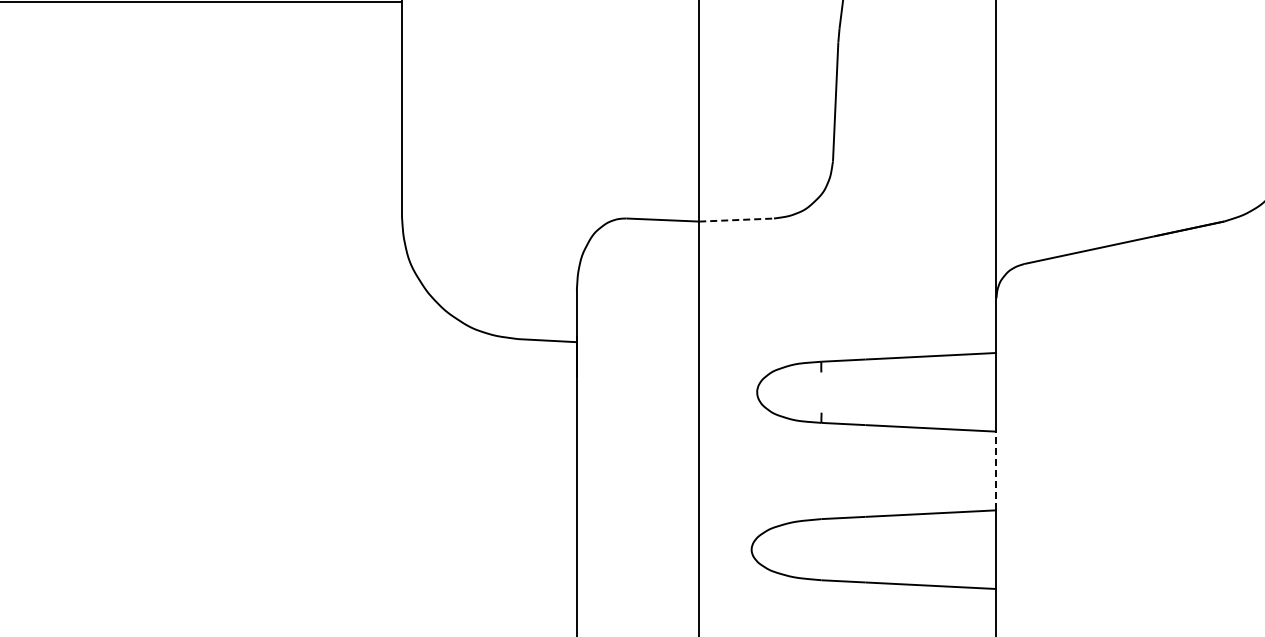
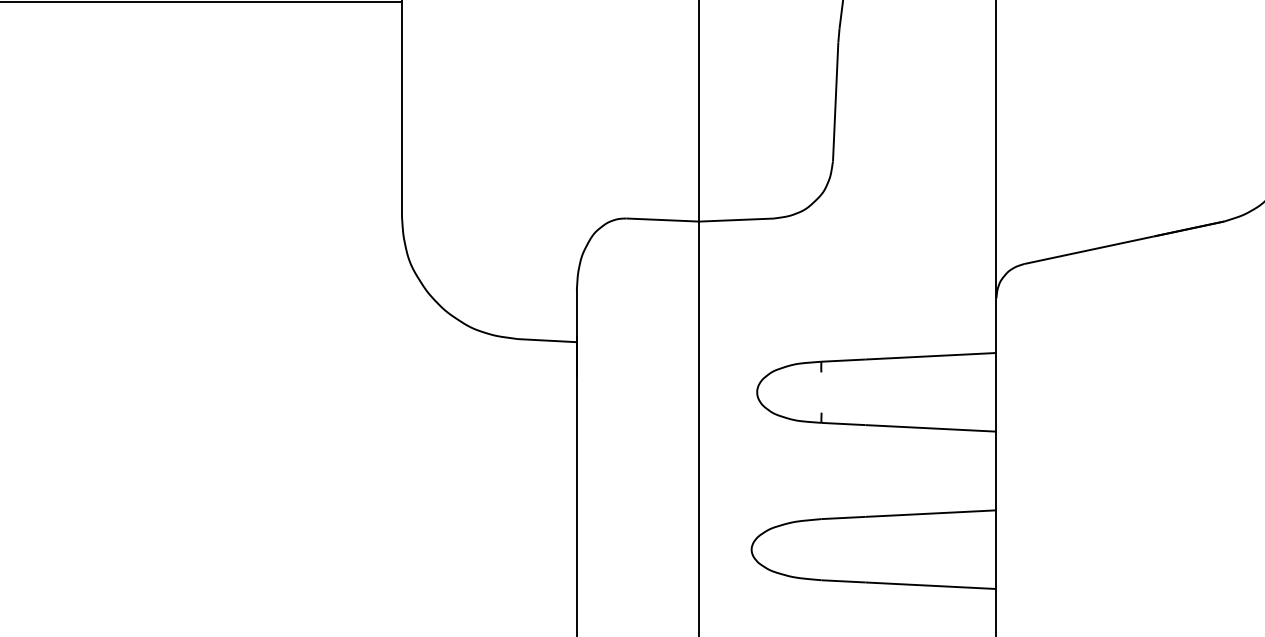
line: dashed -> solid (737, 220)
line: dashed -> solid (996, 470)
